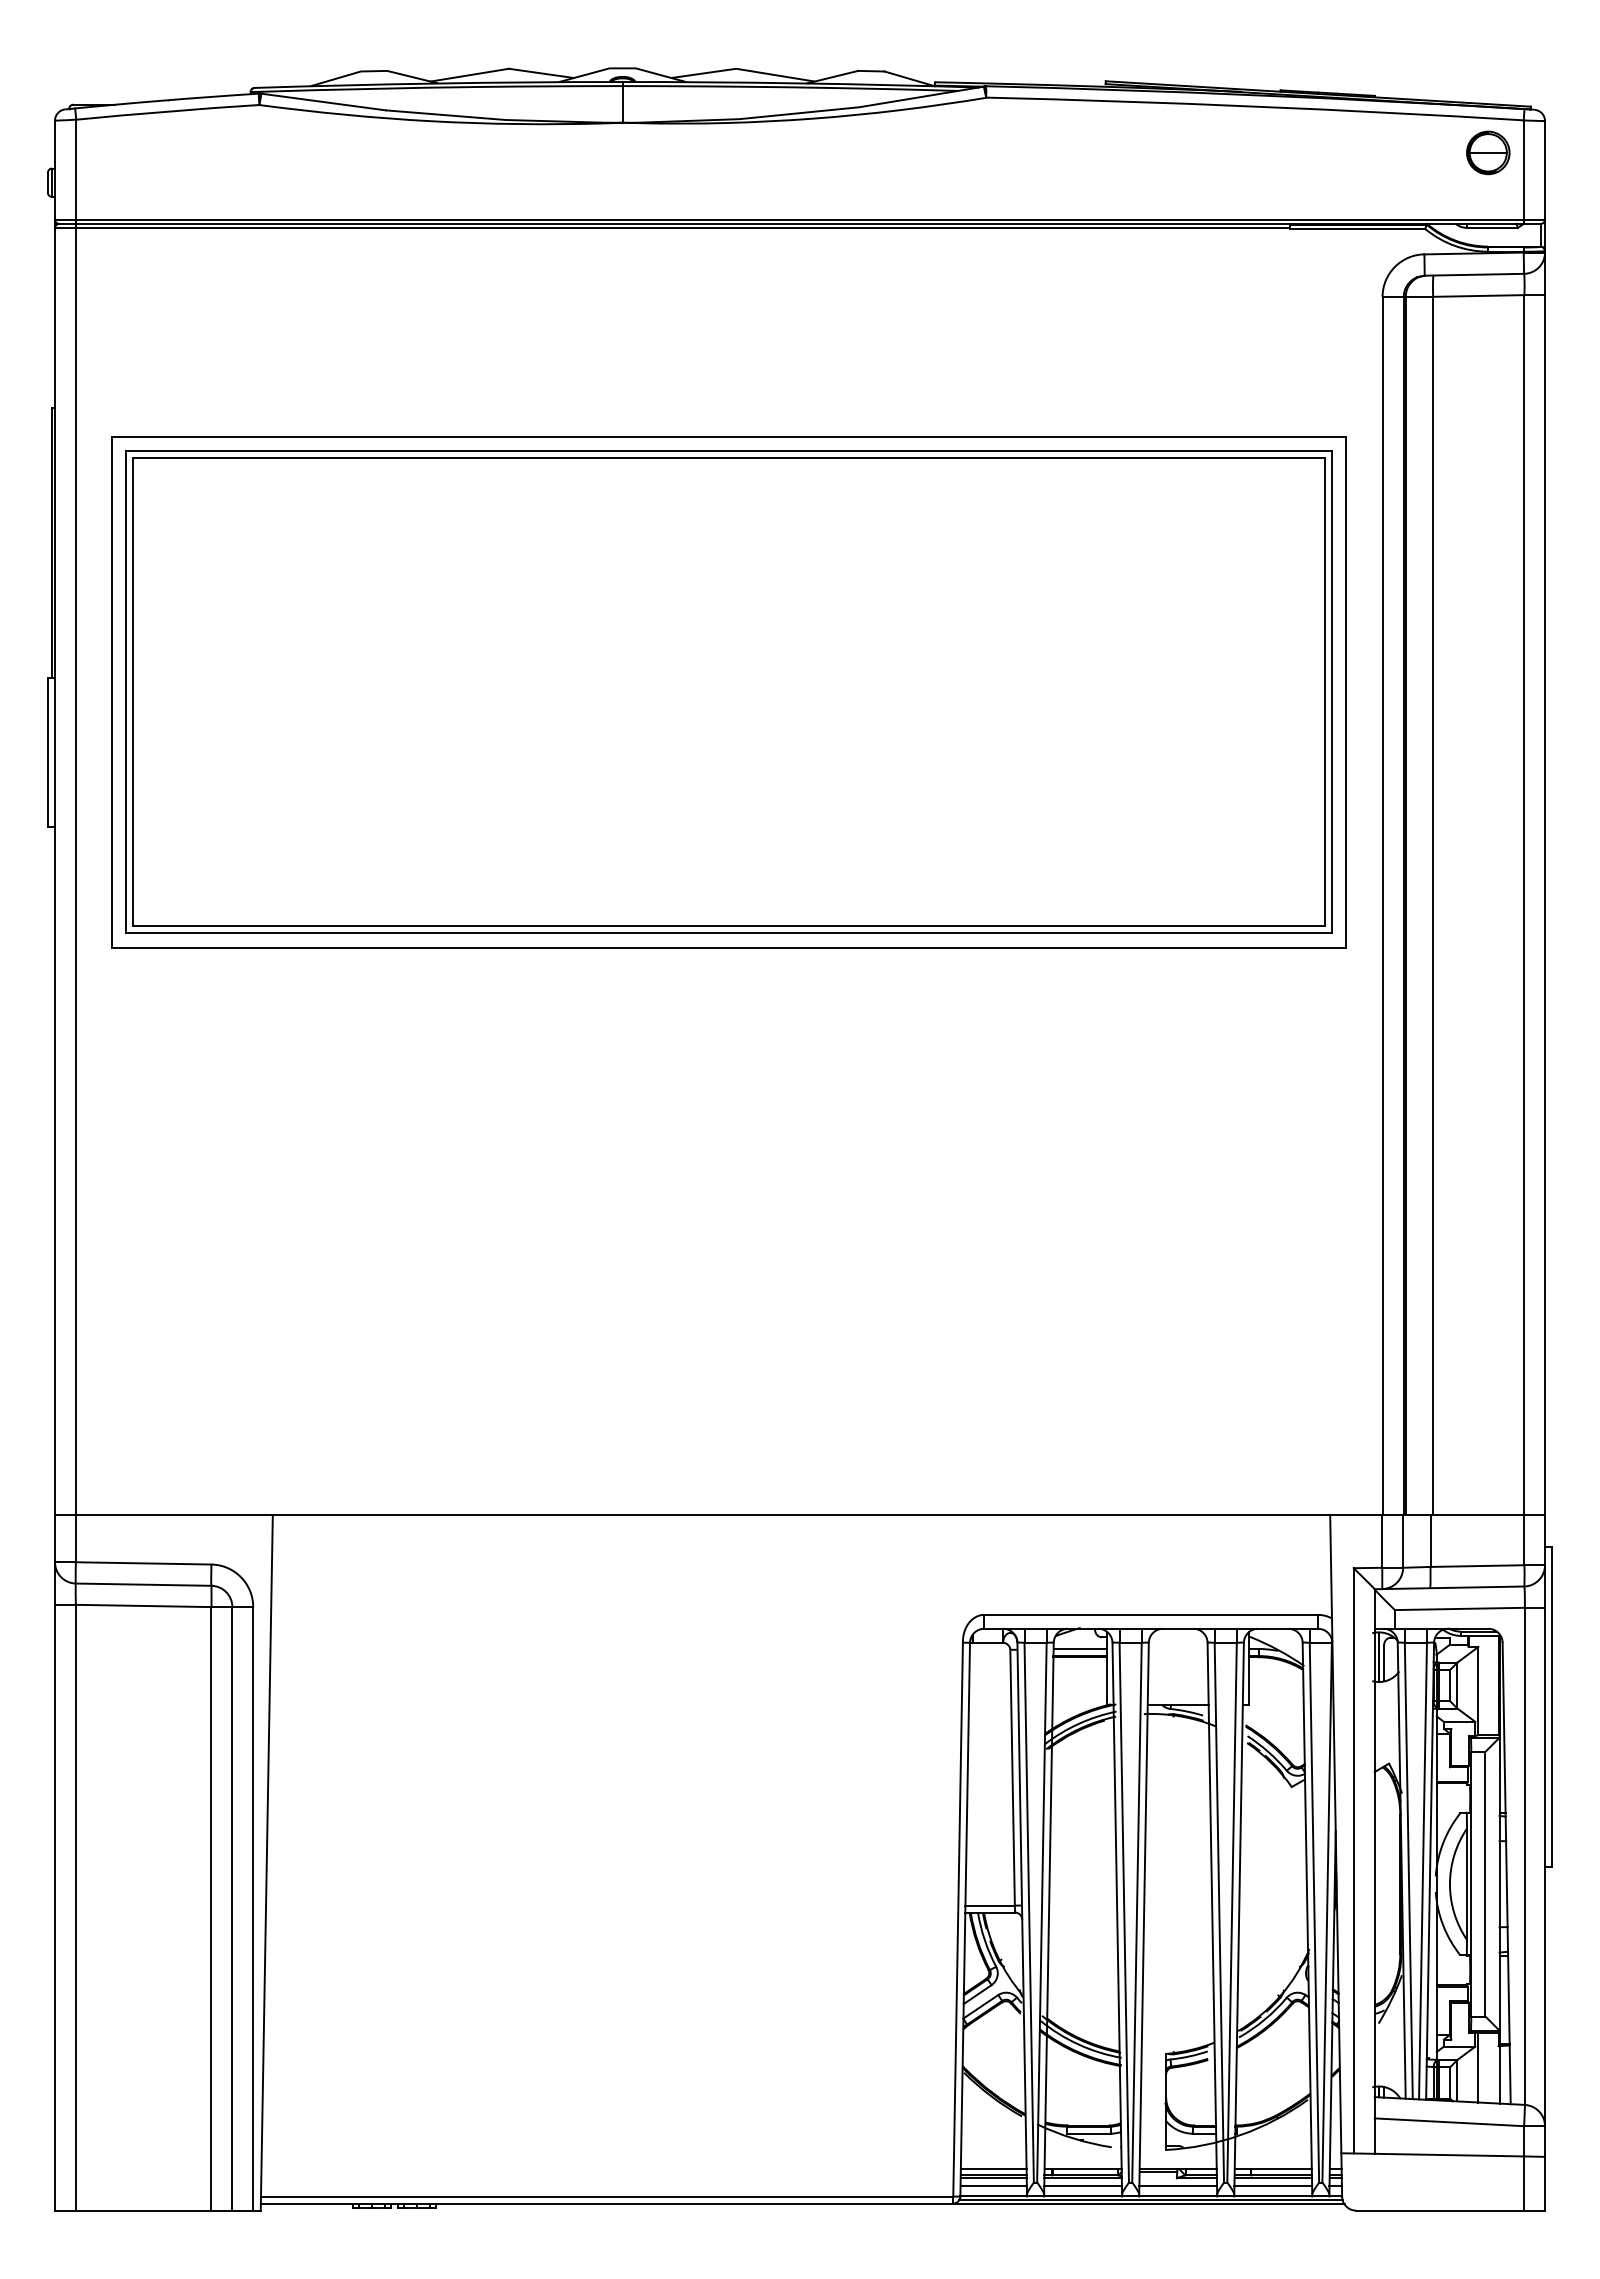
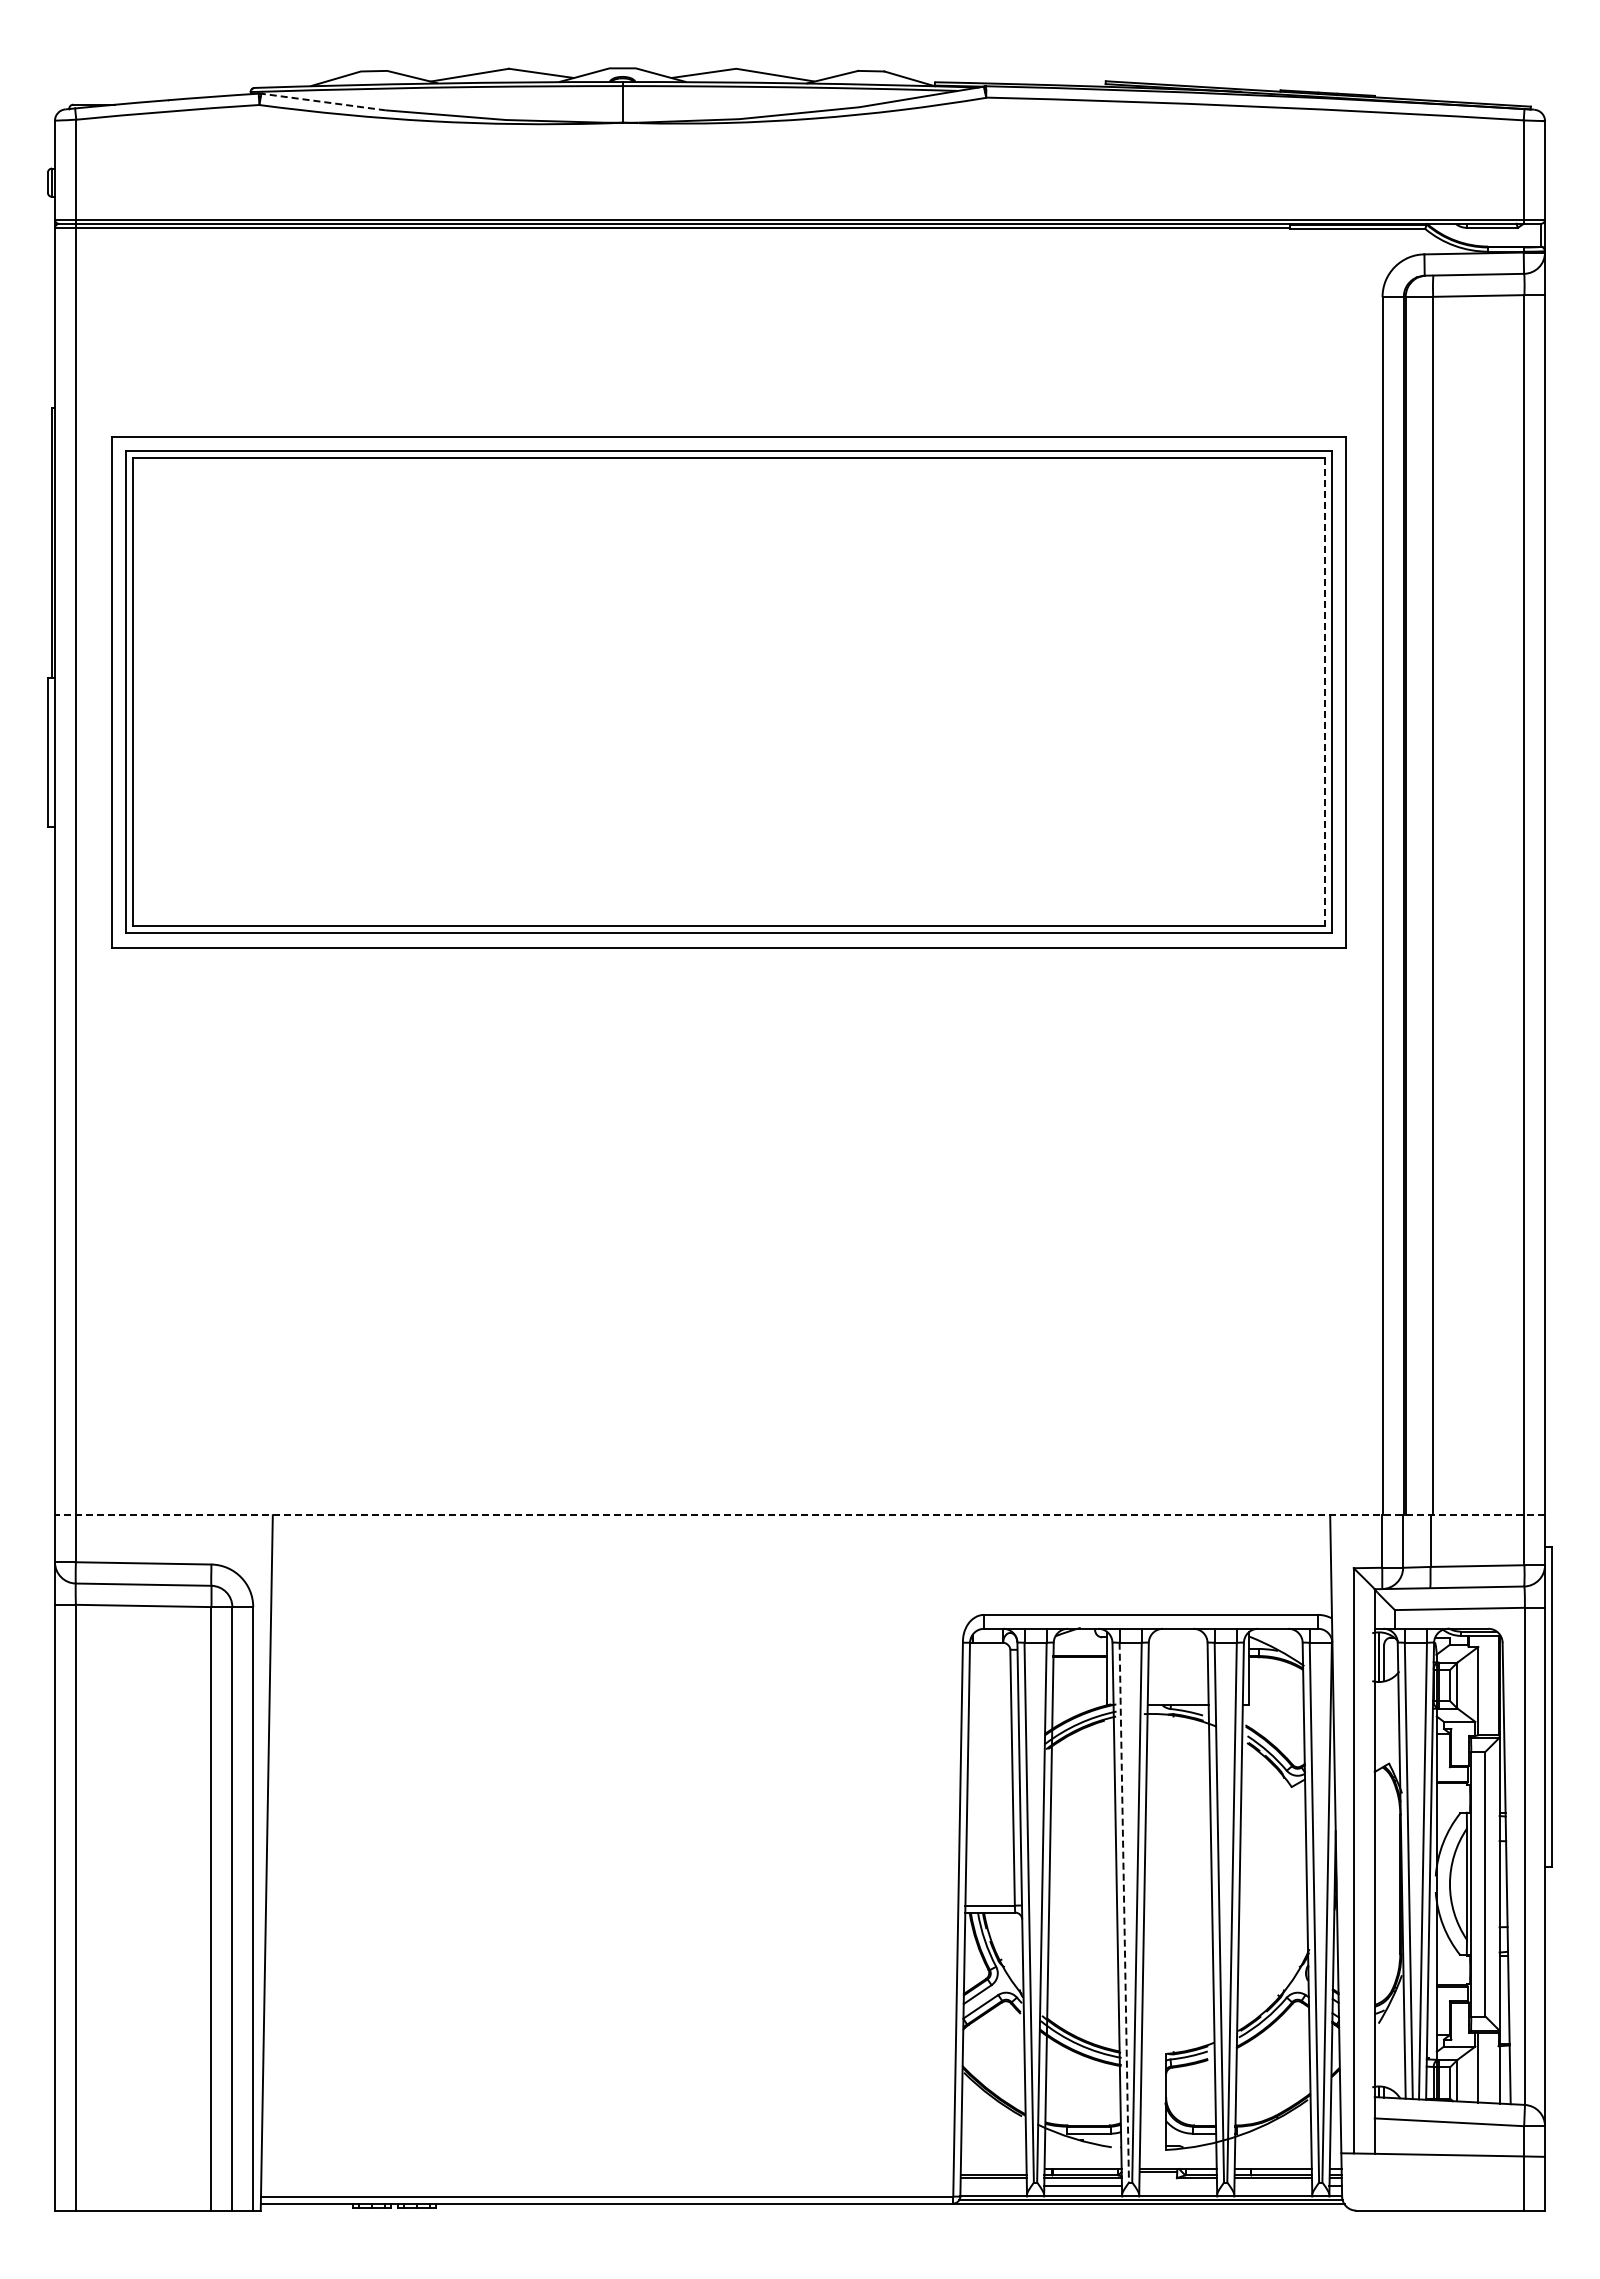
line: solid -> dashed (322, 101)
part: present -> none (1488, 152)
line: solid -> dashed (1325, 692)
line: solid -> dashed (799, 1515)
line: present -> none (1080, 1648)
line: solid -> dashed (1124, 1912)
line: present -> none (993, 2169)
line: present -> none (993, 2186)
line: present -> none (1177, 2186)
line: present -> none (1273, 2186)
